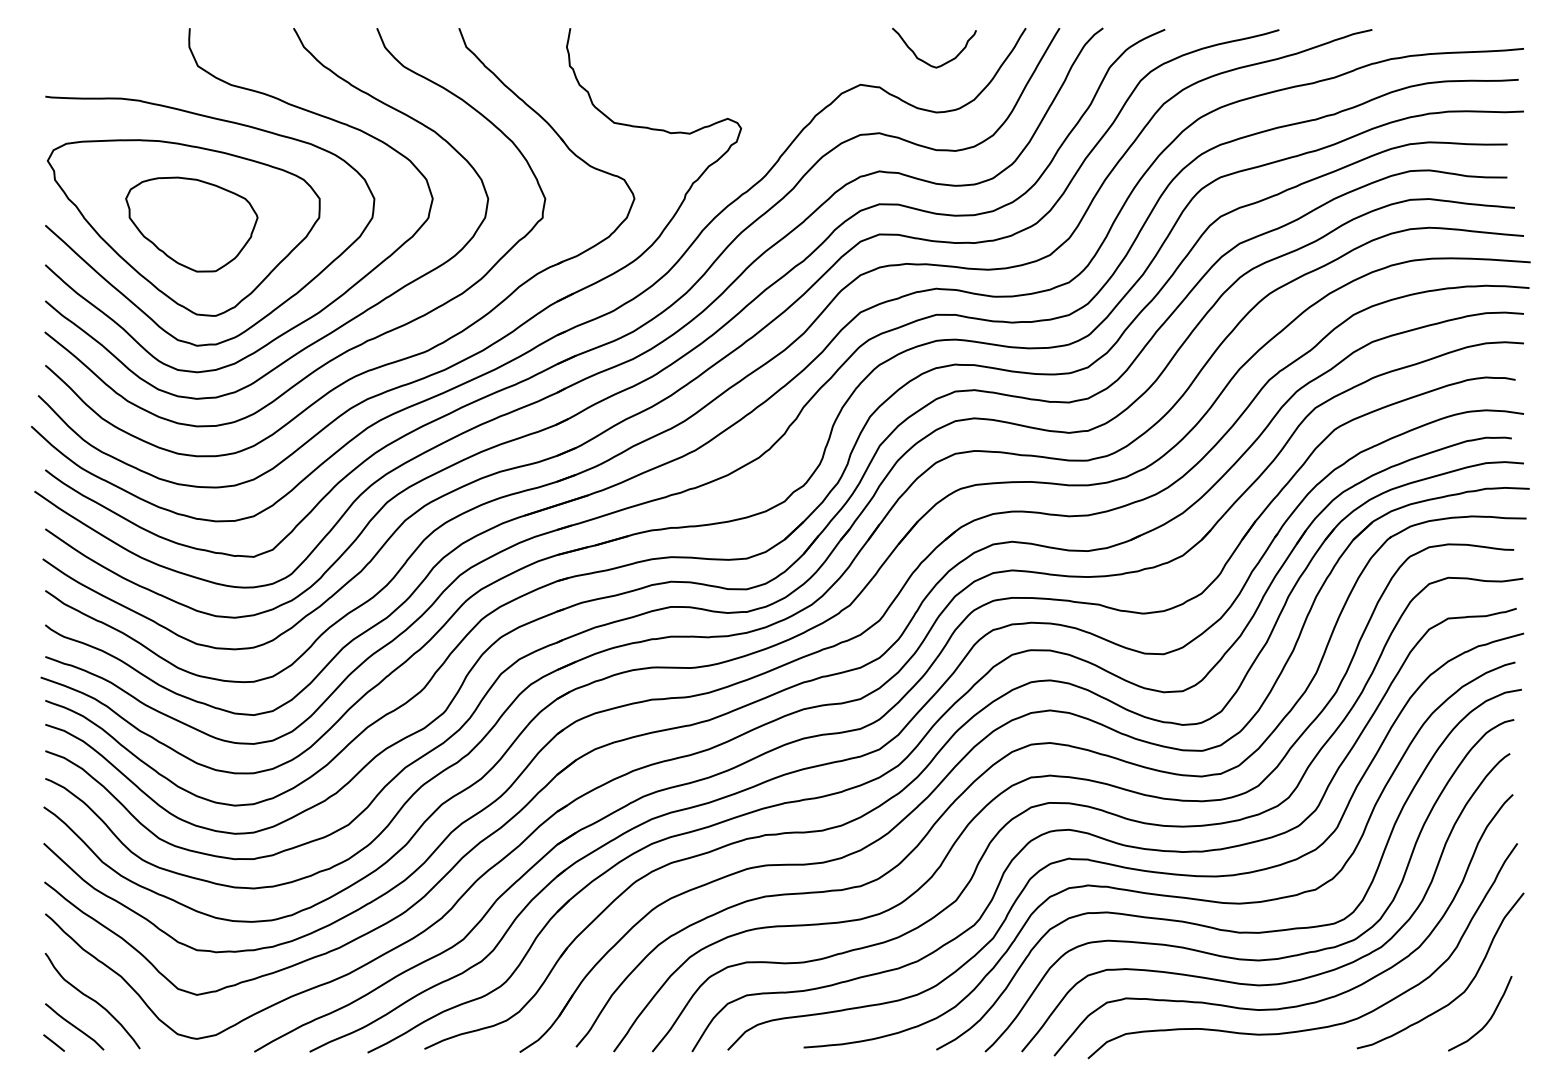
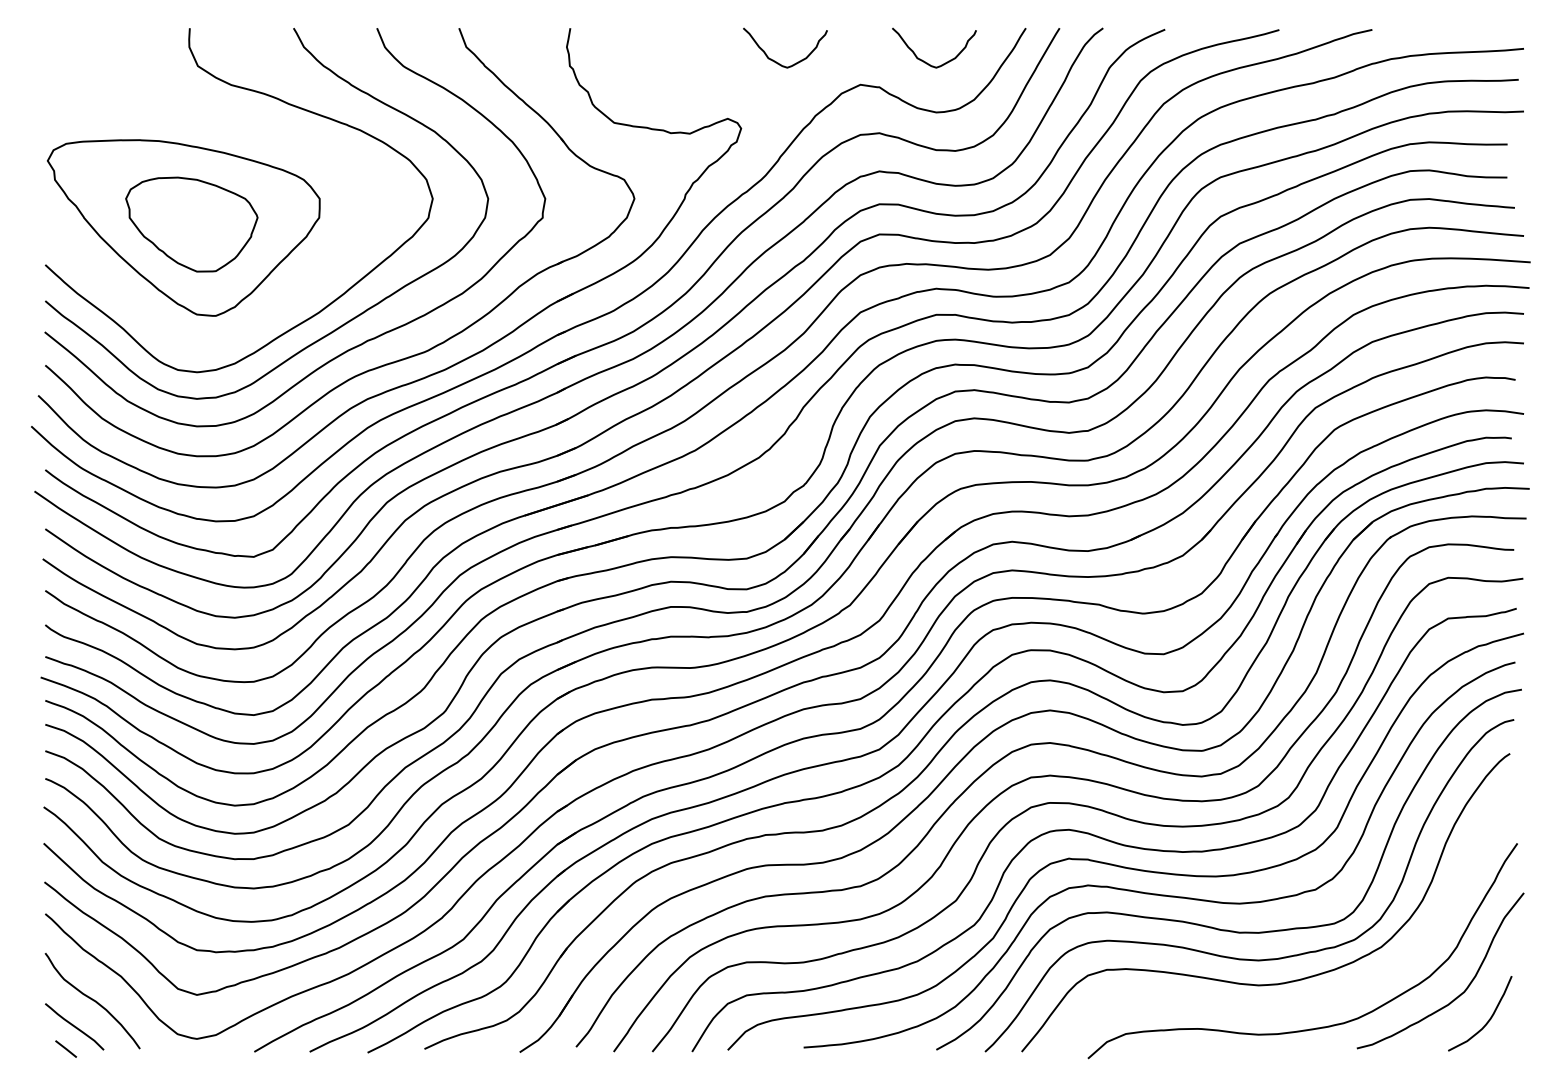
curve: none -> present (778, 62)
curve: present -> none (231, 123)
curve: present -> none (1299, 1004)
line position: (53, 1042) -> (65, 1048) (65, 1048)
